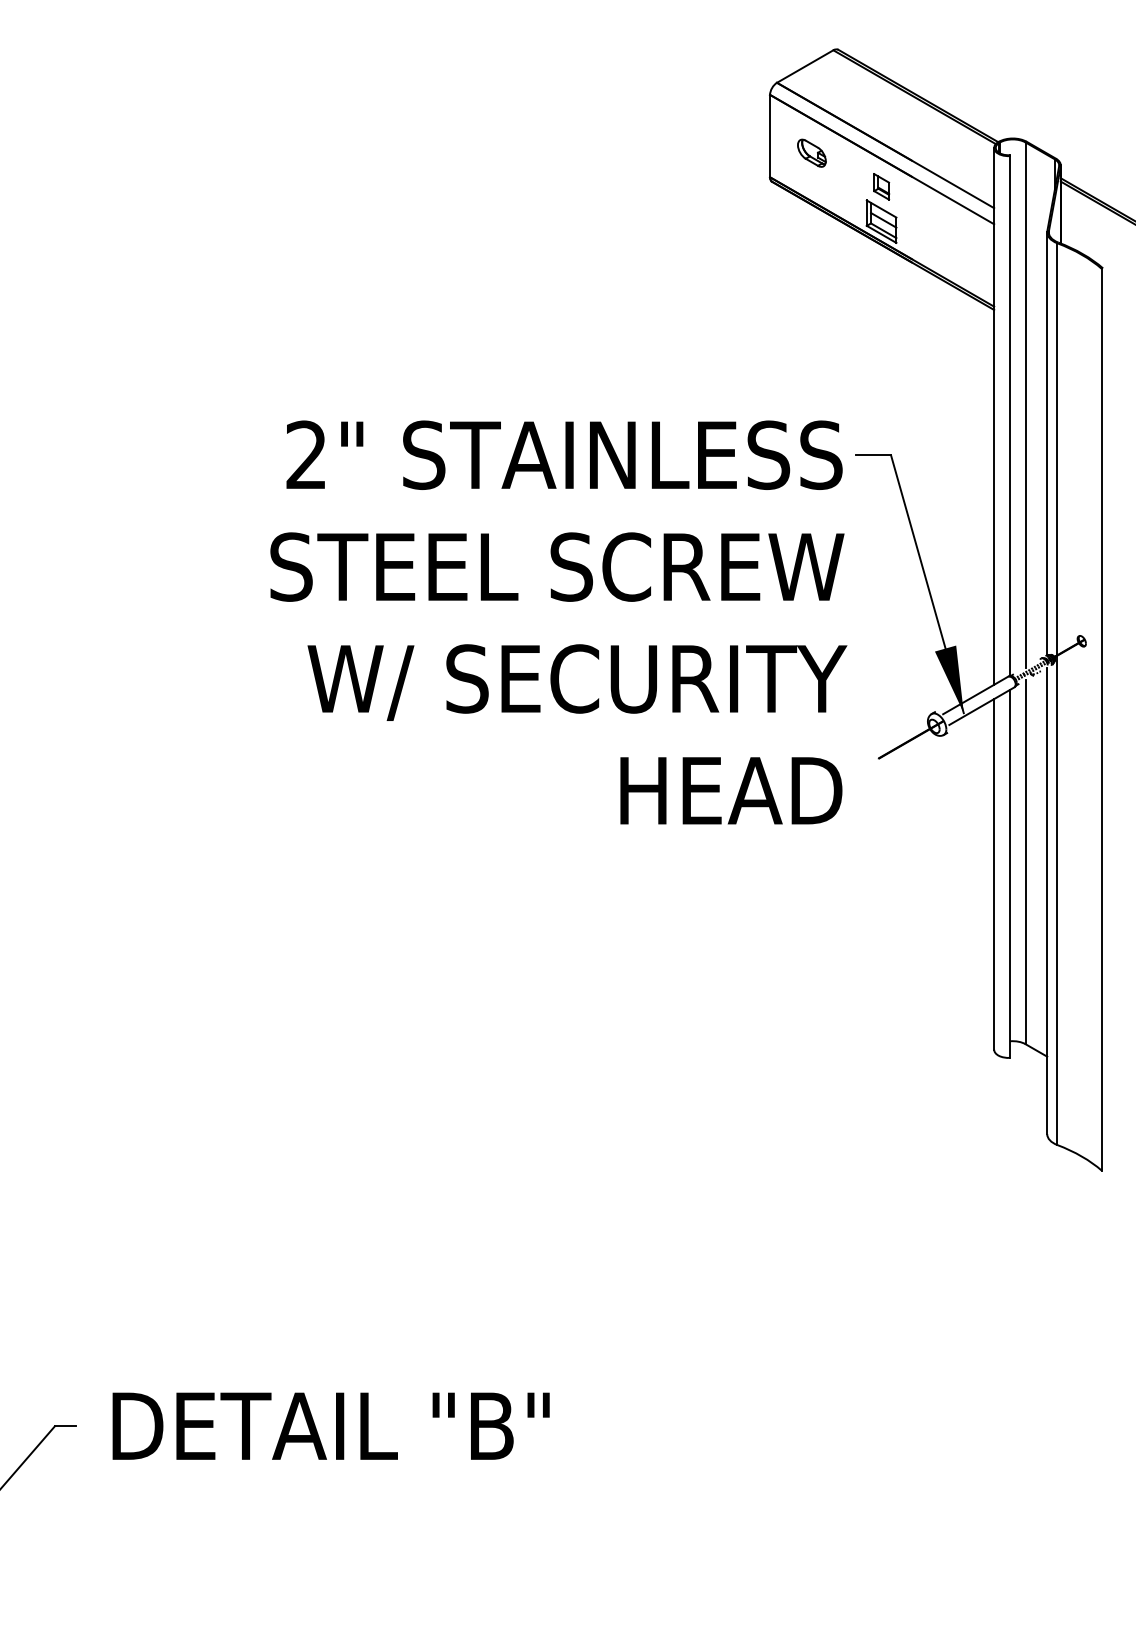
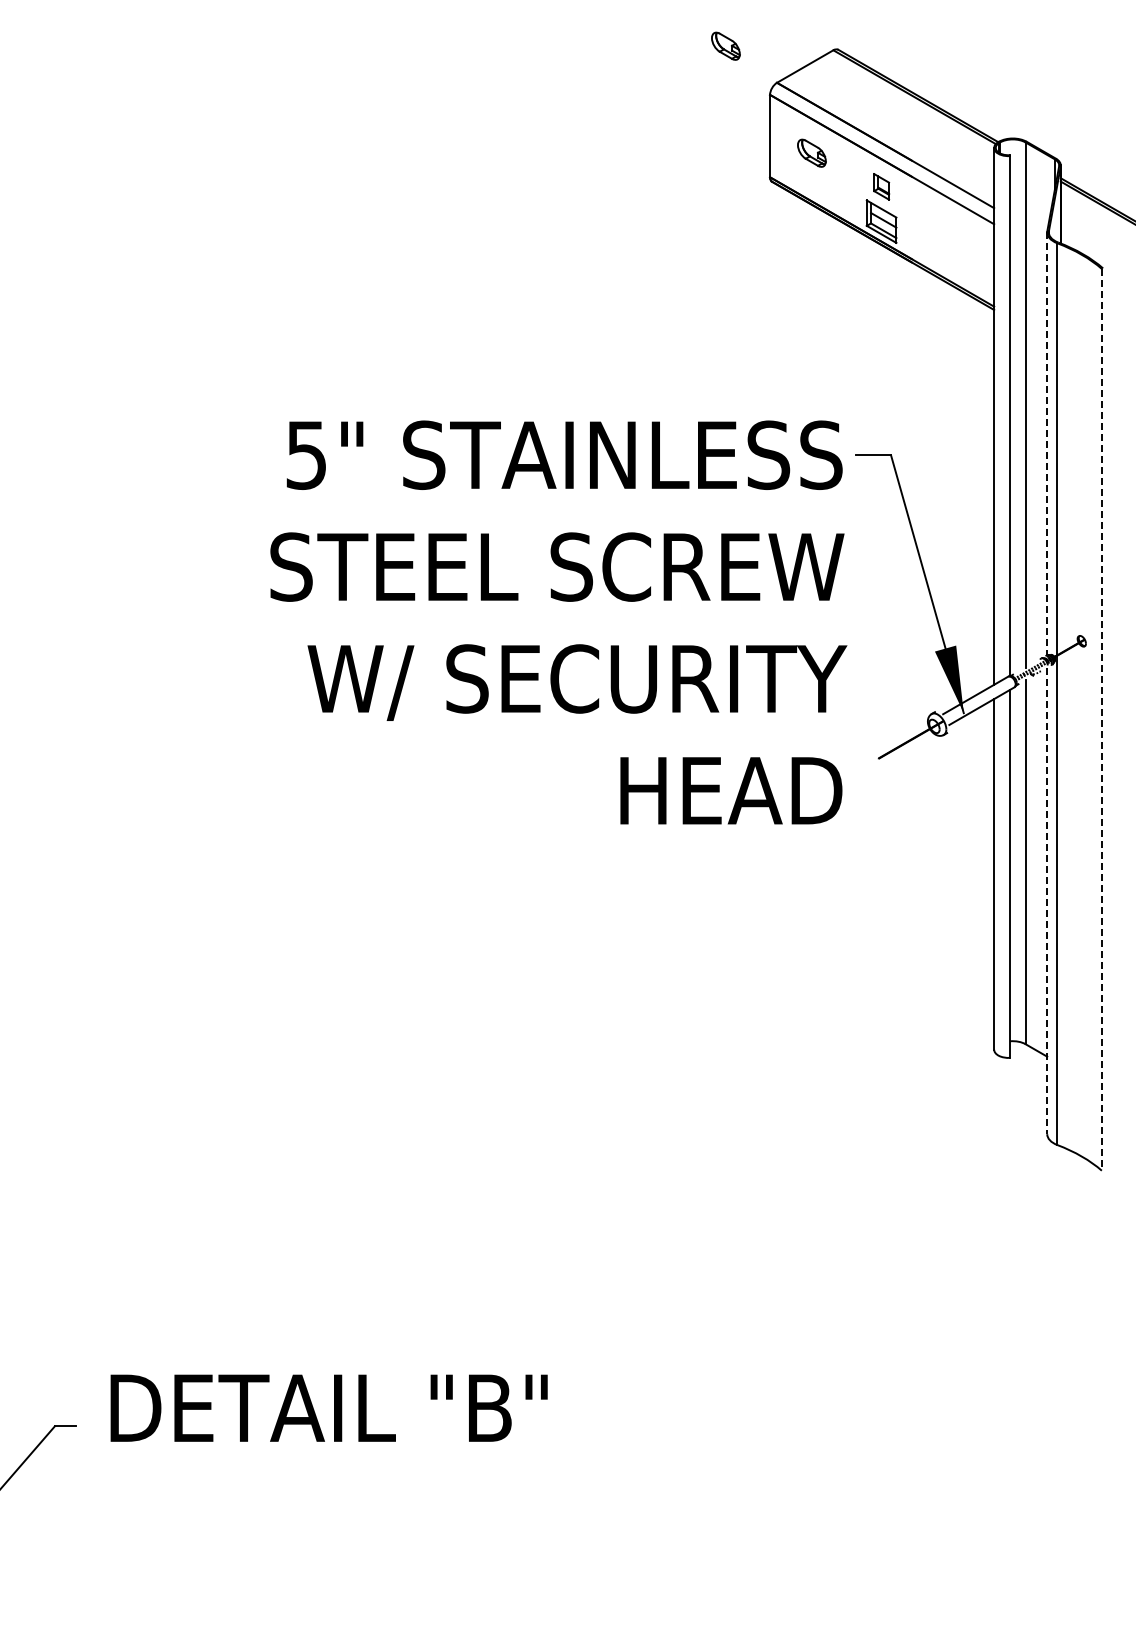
part: none -> present (725, 45)
line: solid -> dashed (1047, 444)
text: 2" -> 5" (305, 454)
line: solid -> dashed (1101, 719)
line: solid -> dashed (1047, 901)
text position: (330, 1425) -> (328, 1407) (328, 1407)
